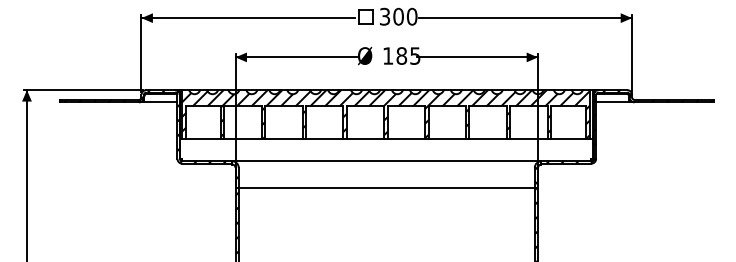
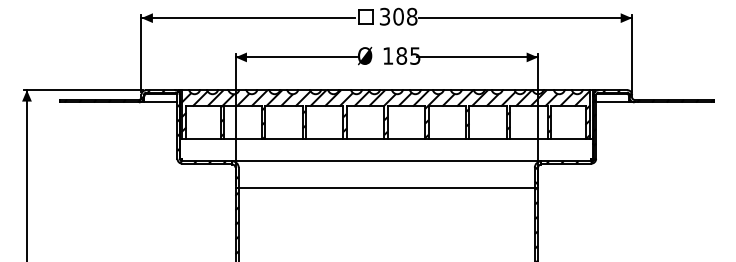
text: 300 -> 308 (411, 16)
